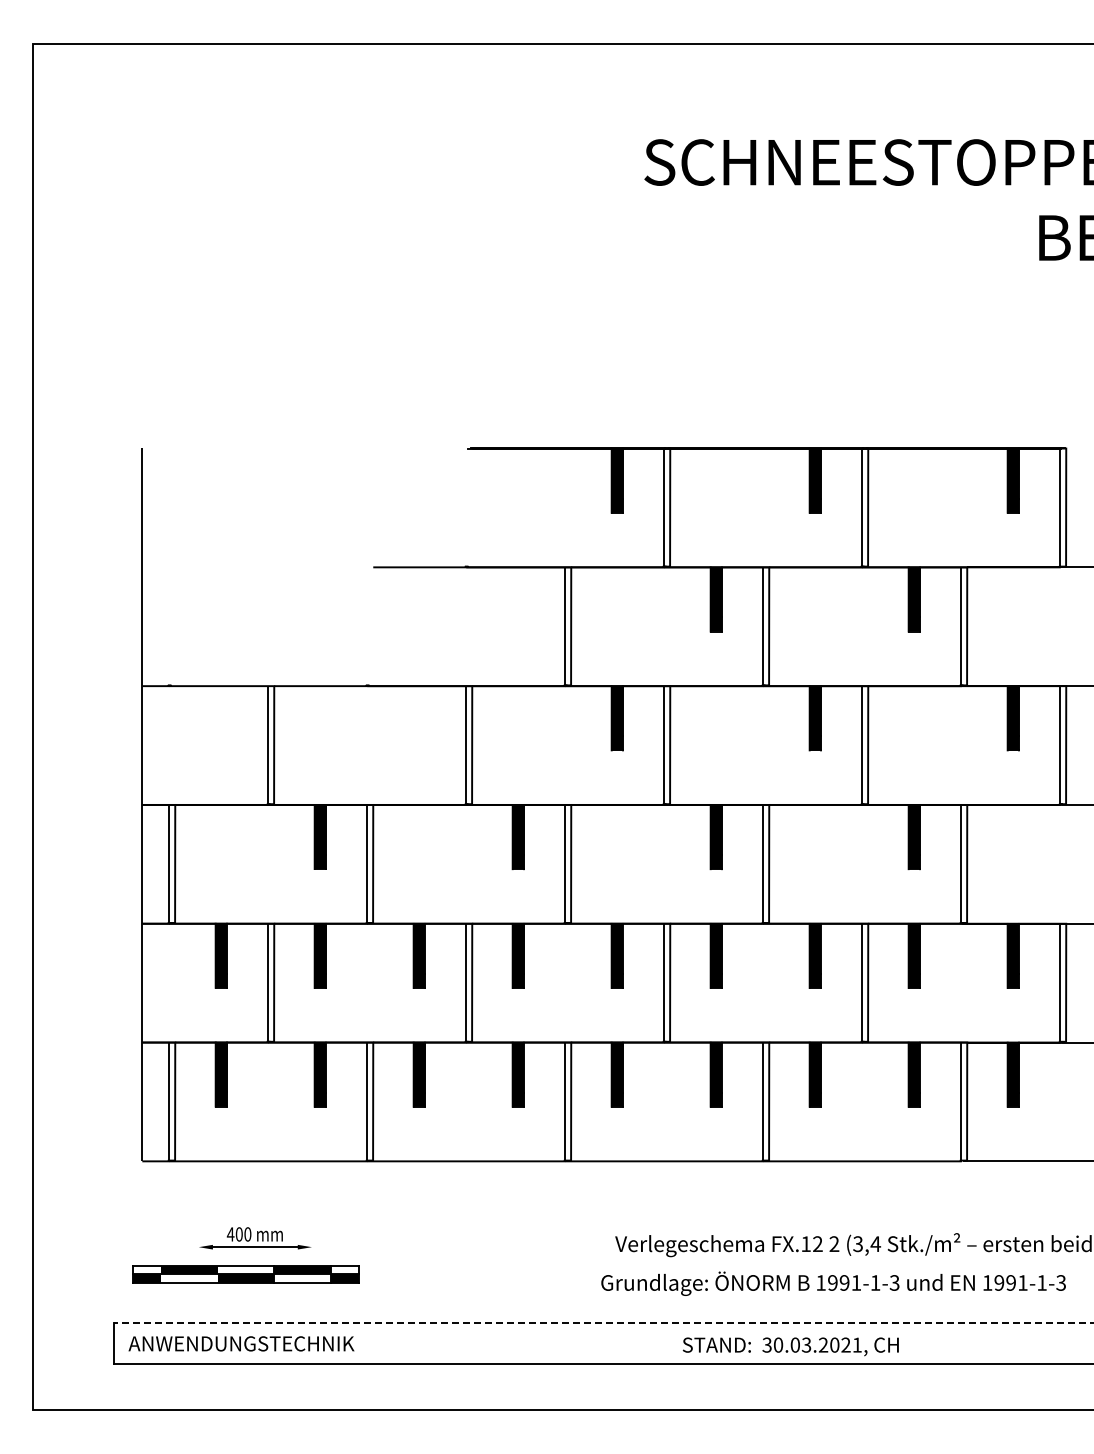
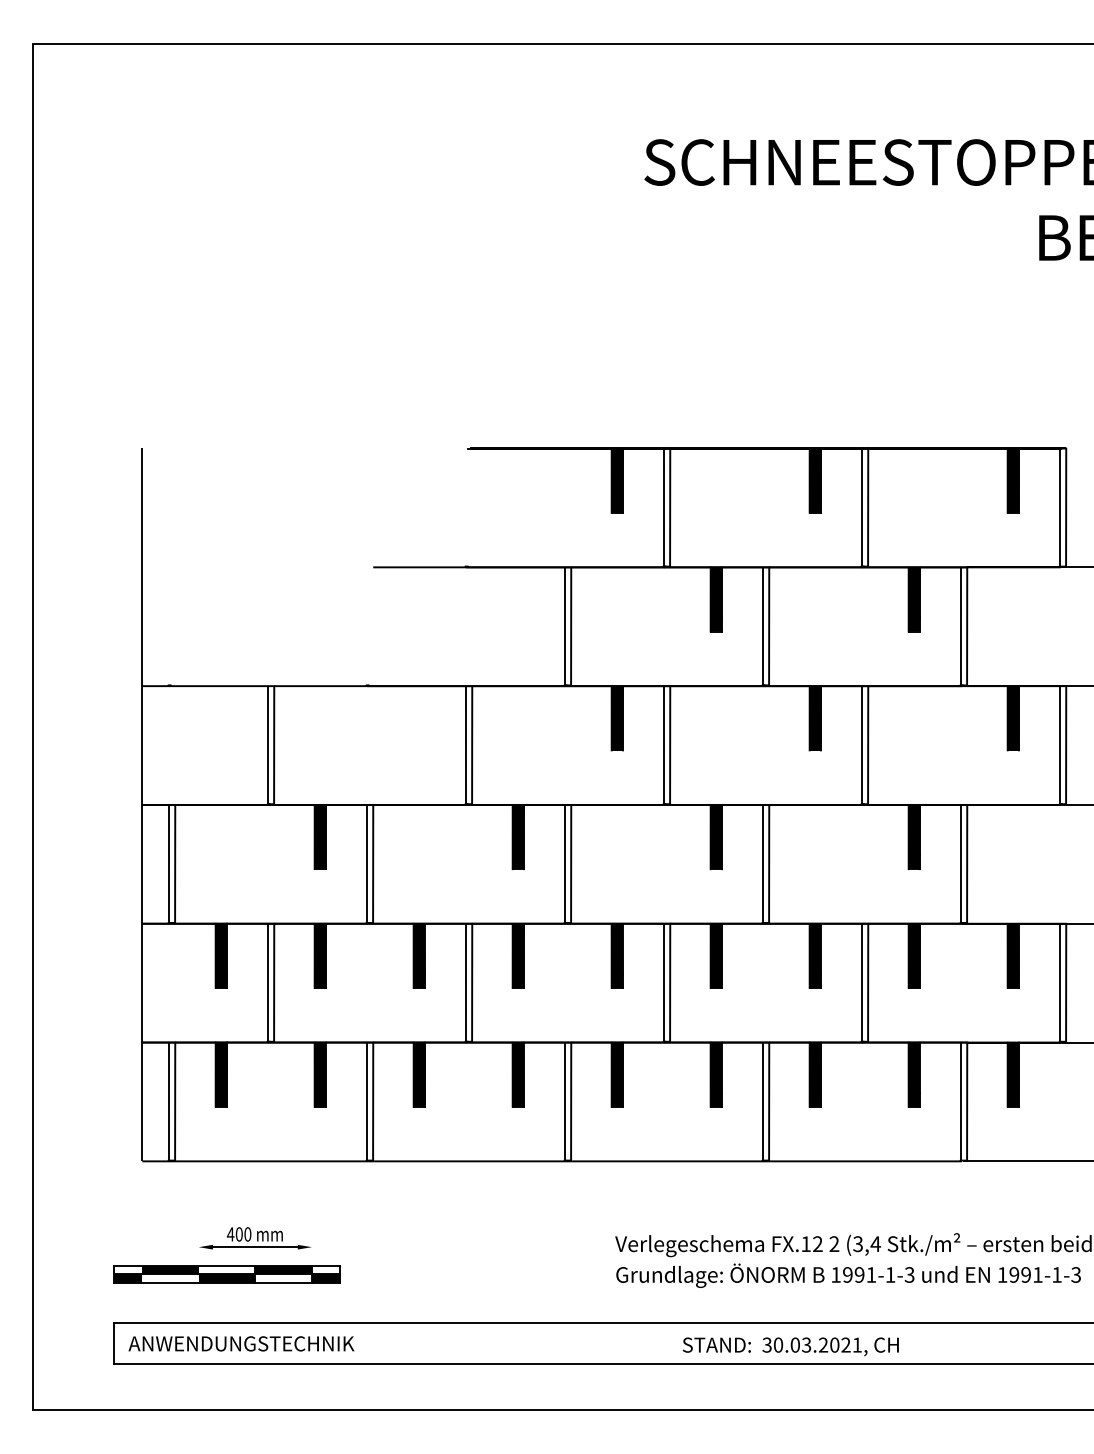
part position: (245, 1274) -> (226, 1274) (226, 1274)
text position: (833, 1283) -> (848, 1275) (848, 1275)
line: dashed -> solid (603, 1323)
